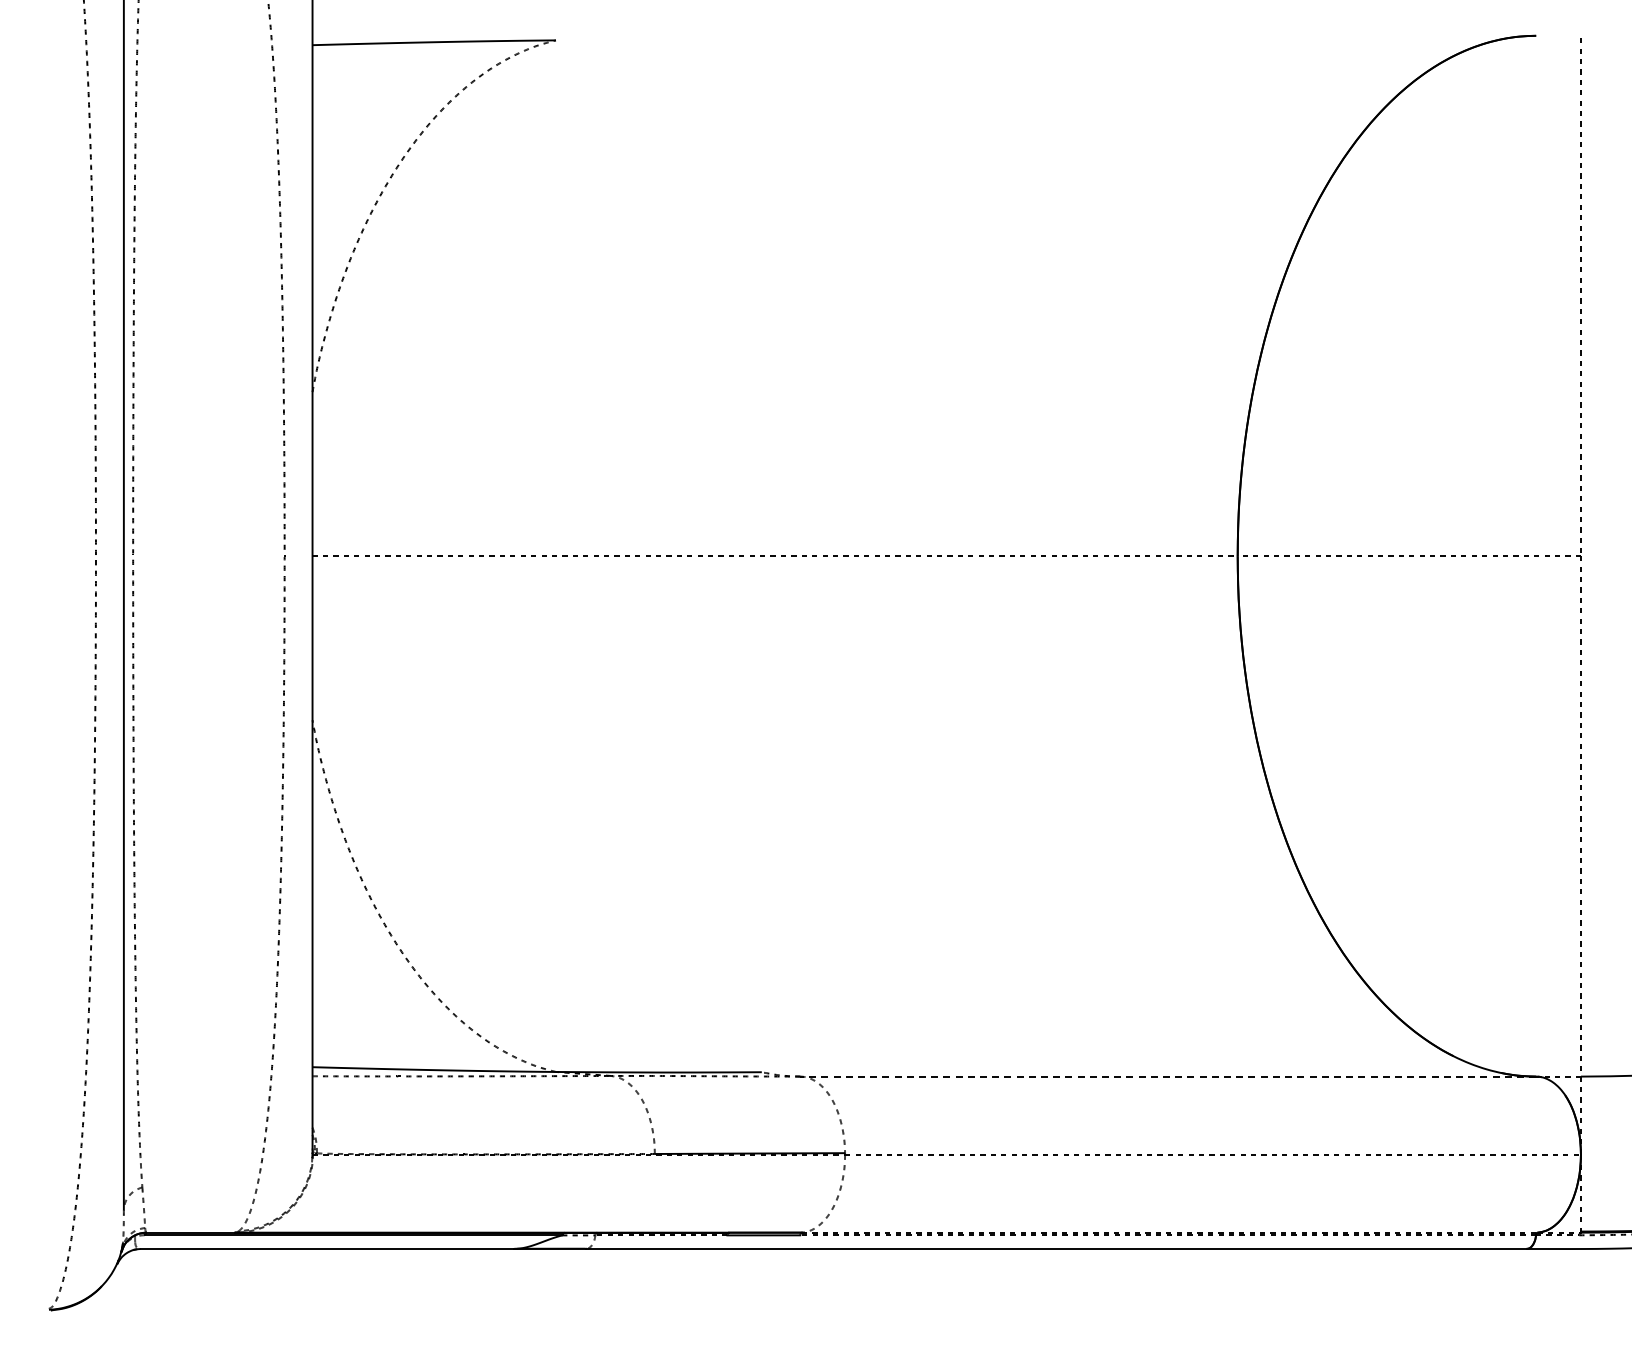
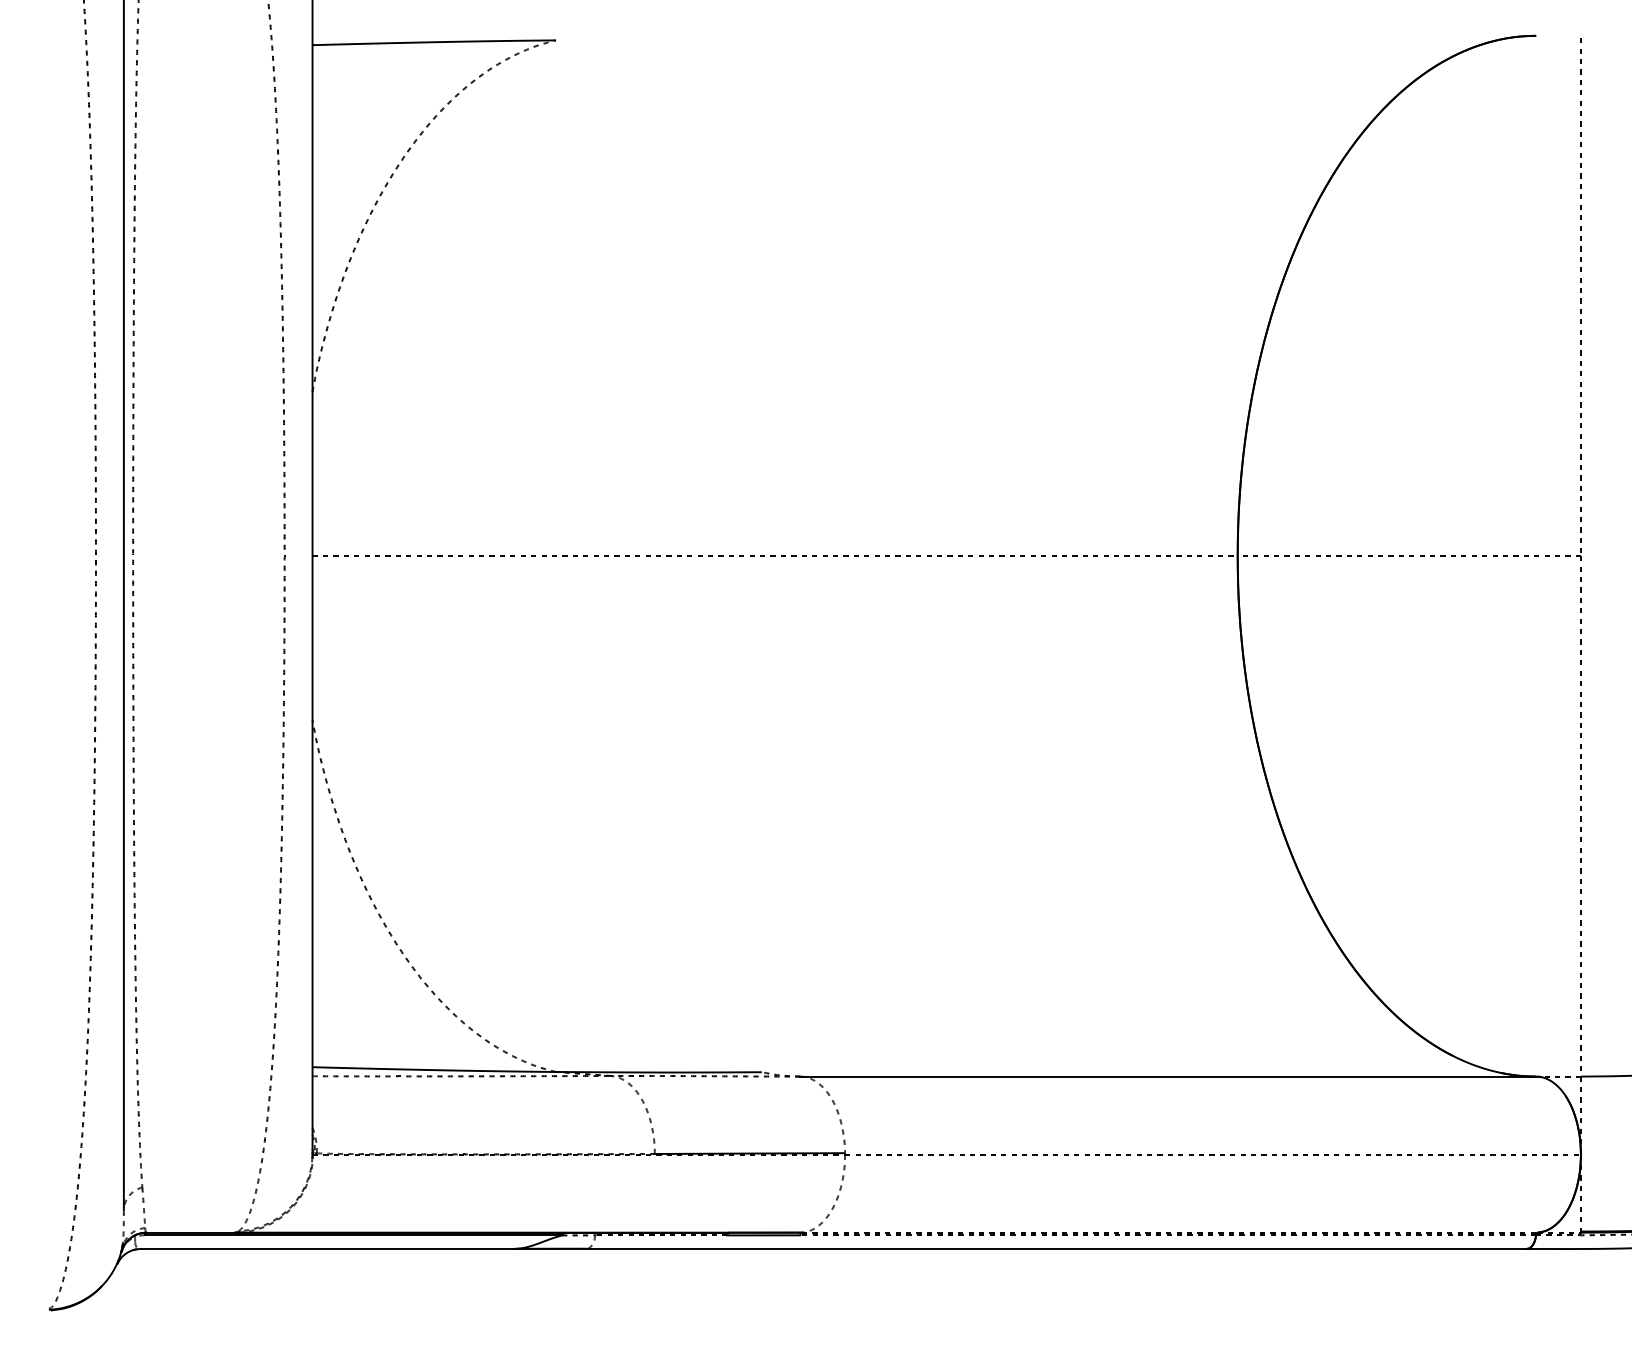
line: dashed -> solid (1168, 1076)
